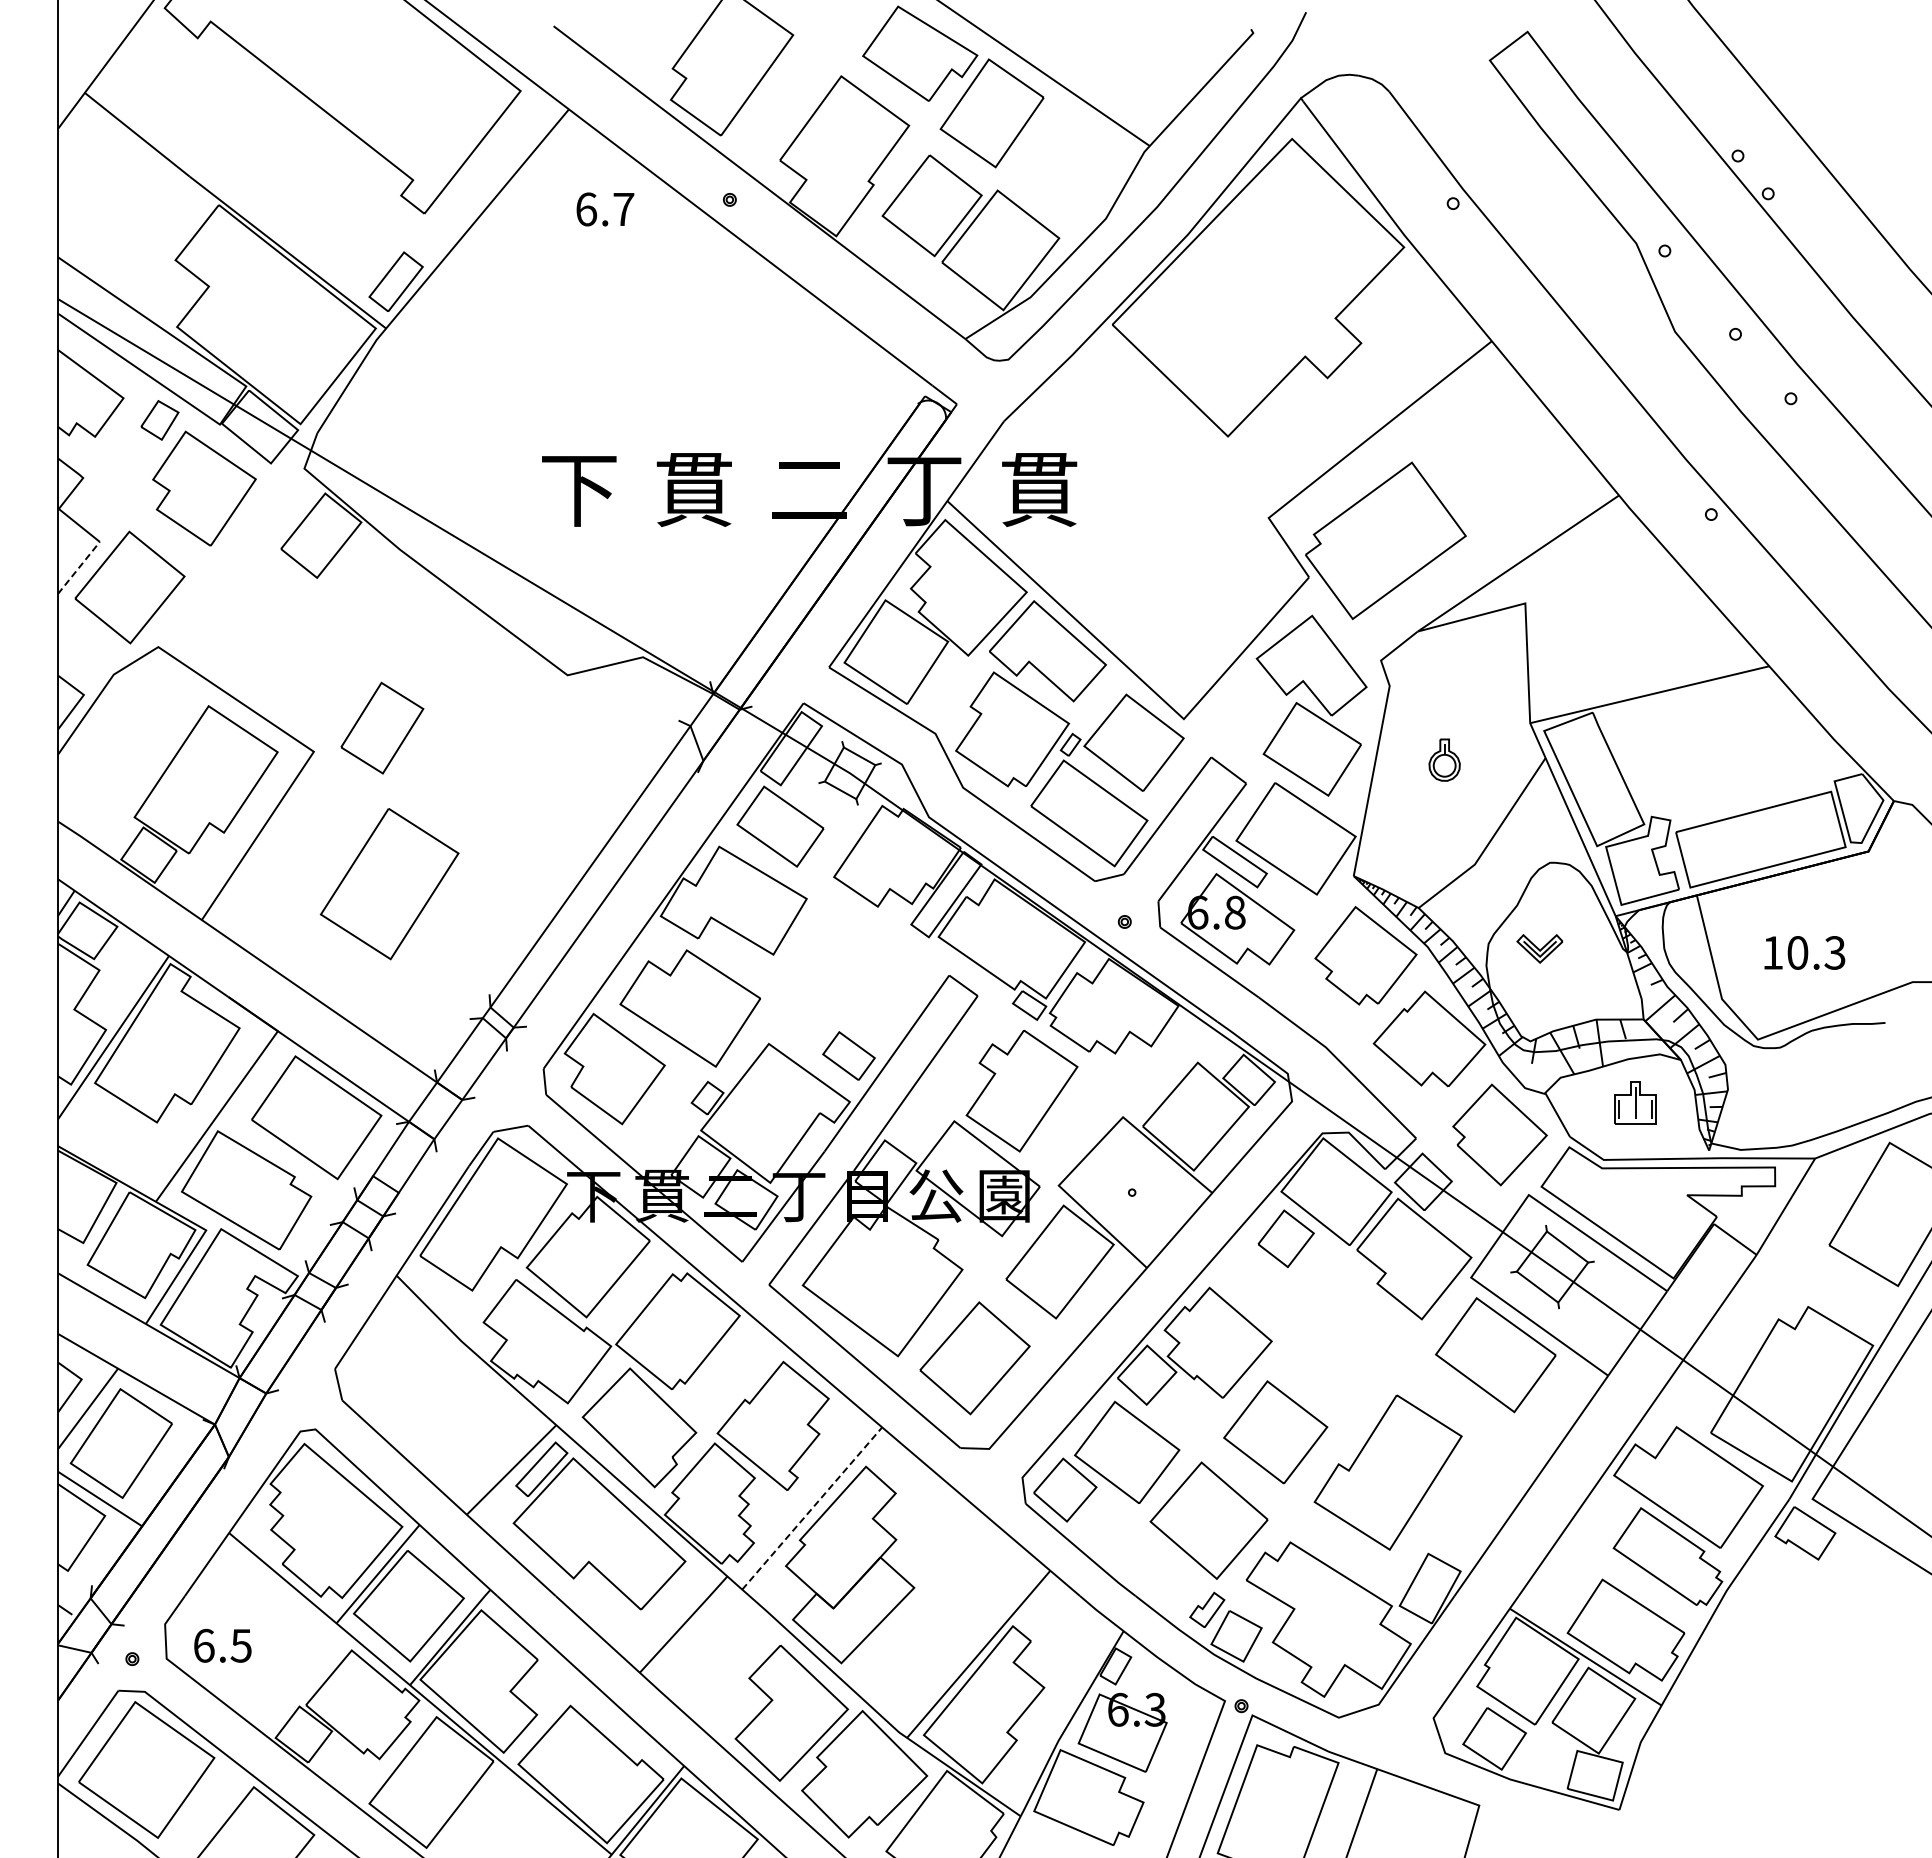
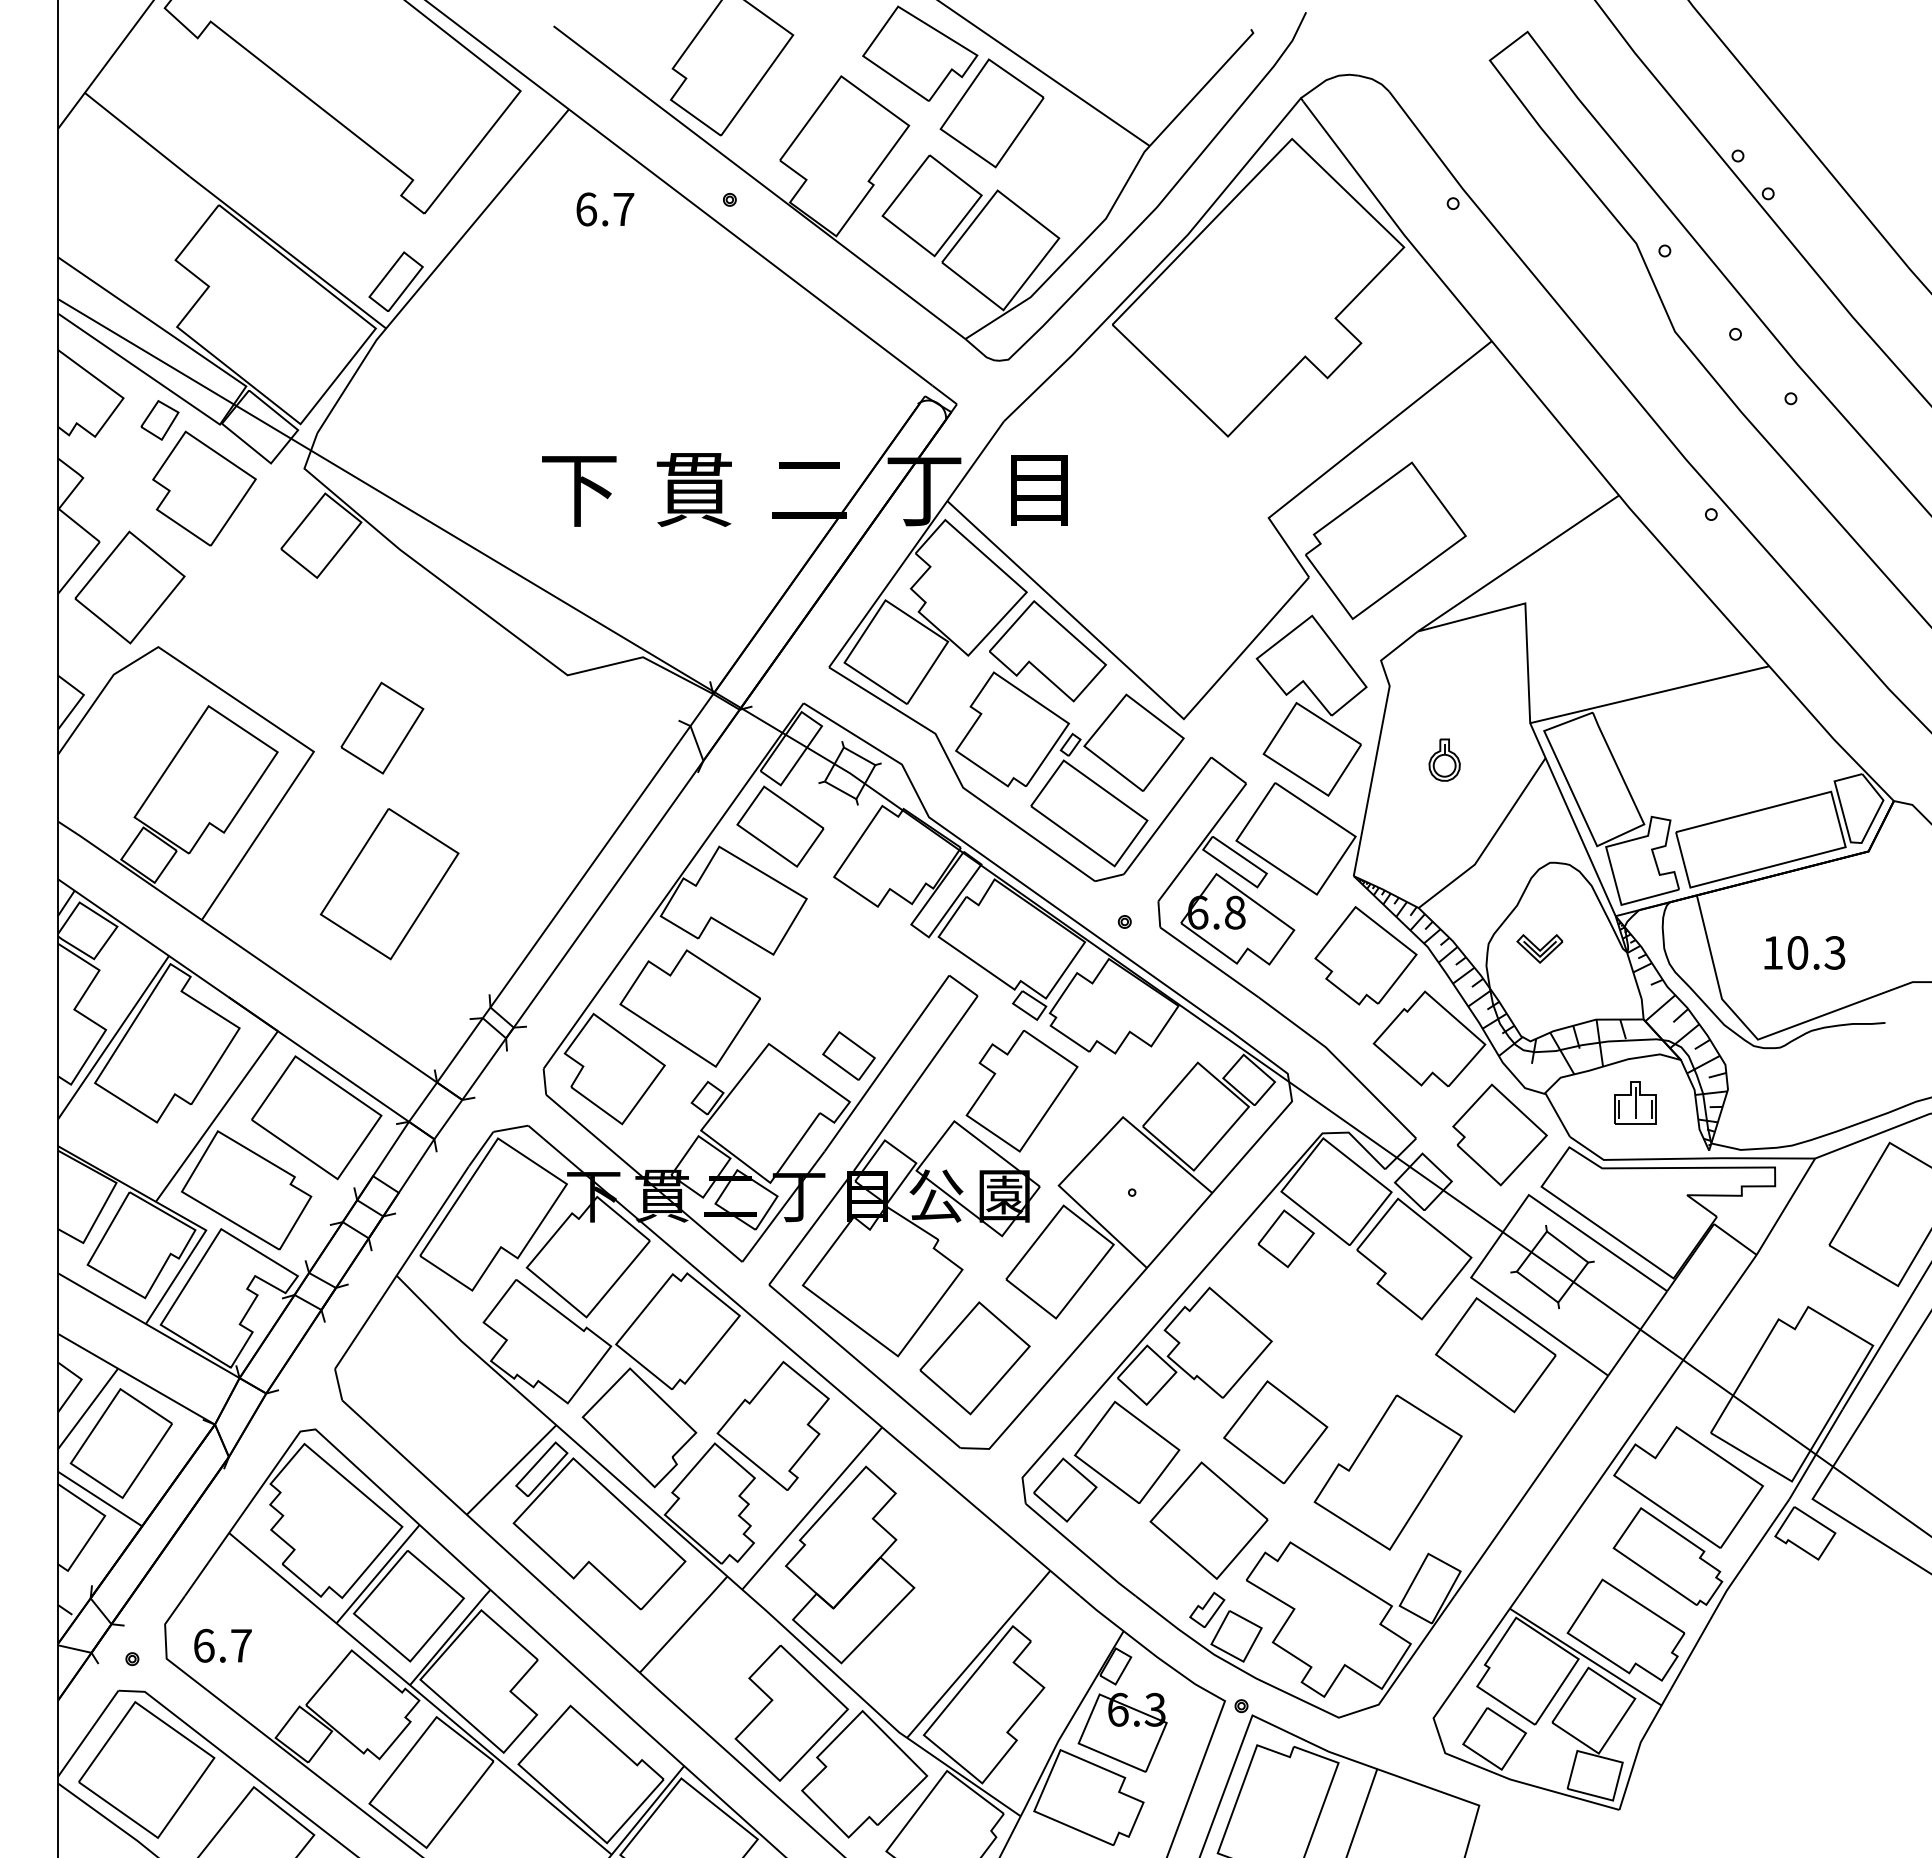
text: 貫 -> 目 (1039, 489)
line: dashed -> solid (79, 567)
line: dashed -> solid (812, 1508)
text: 6.5 -> 6.7 (240, 1645)
